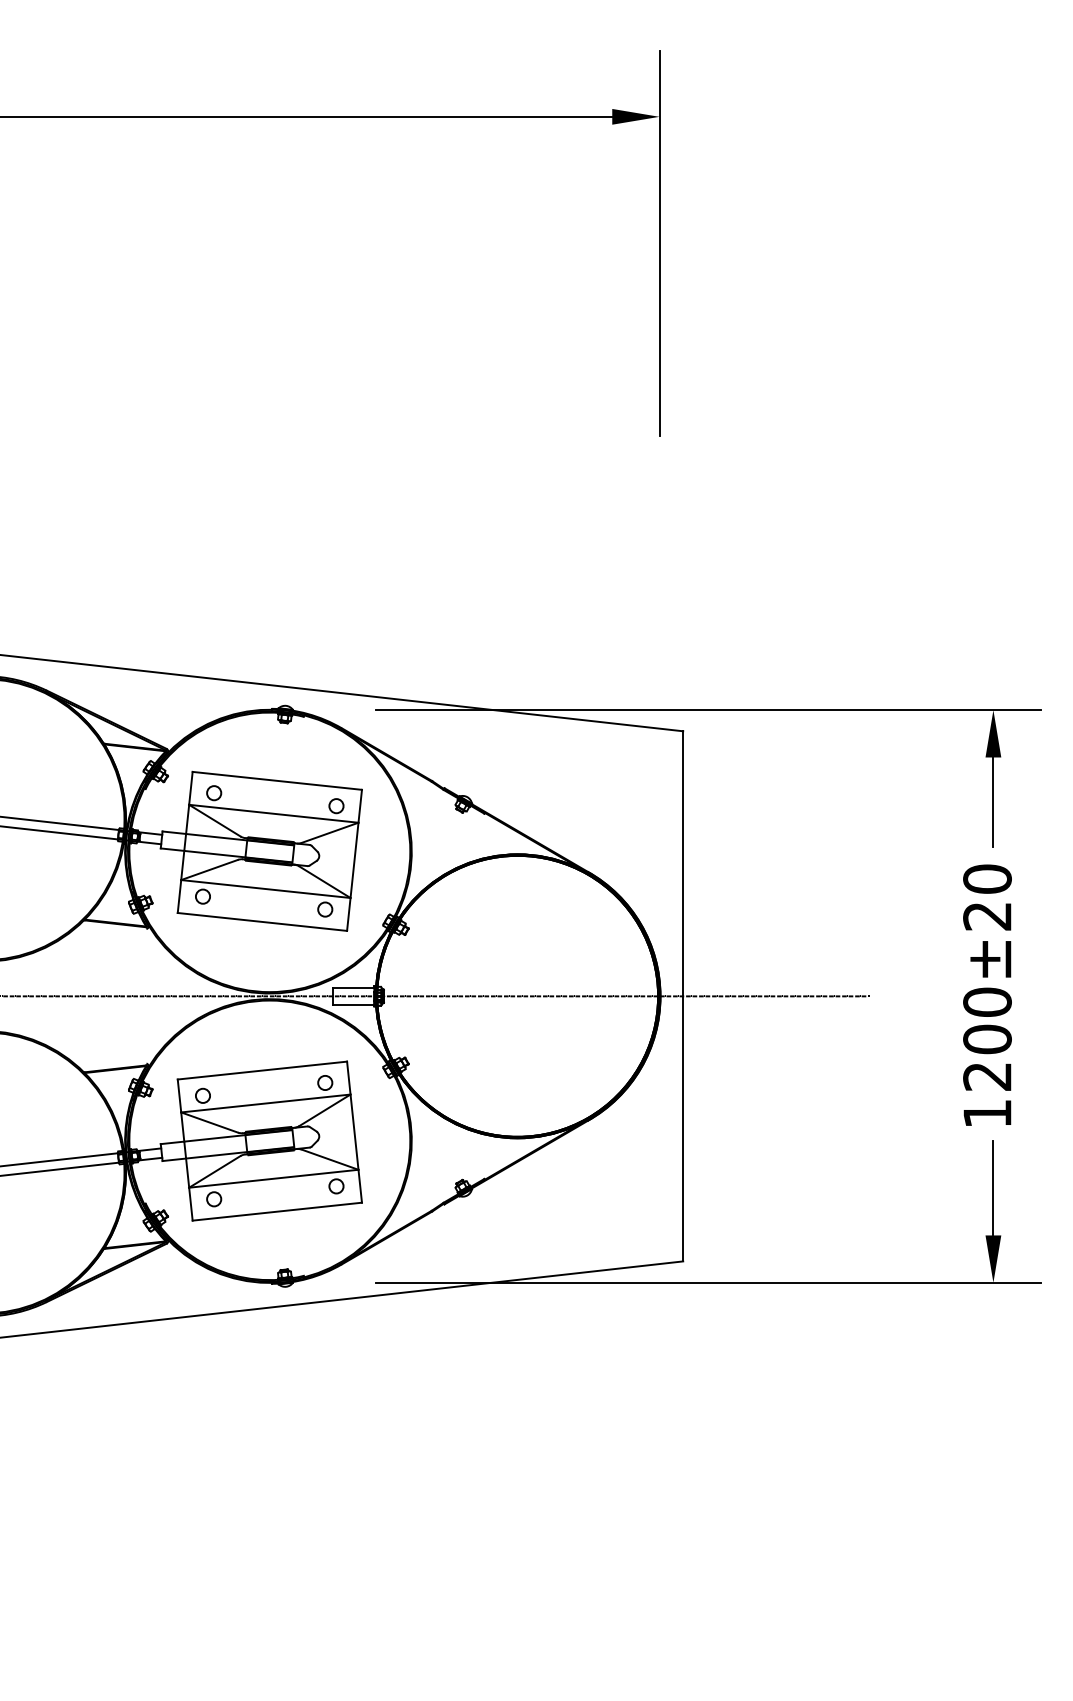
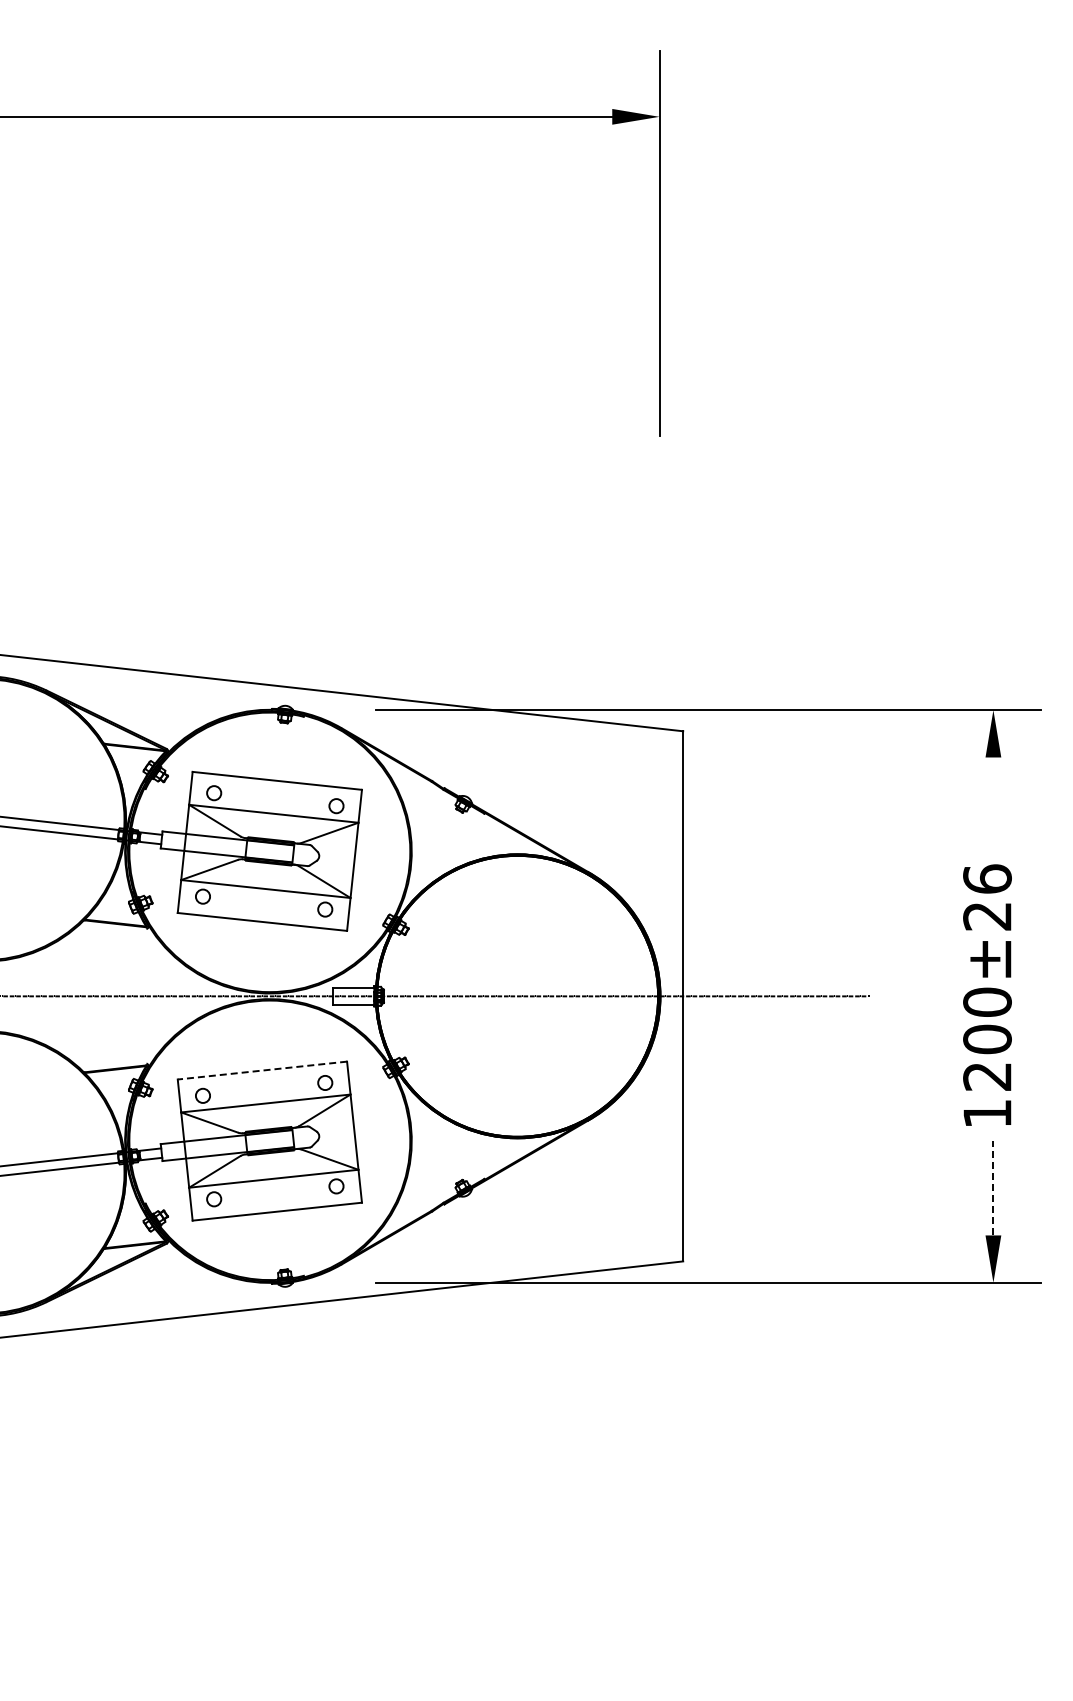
line: present -> none (993, 801)
text: 1200±20 -> 1200±26 (987, 878)
line: solid -> dashed (261, 1070)
line: solid -> dashed (993, 1187)
